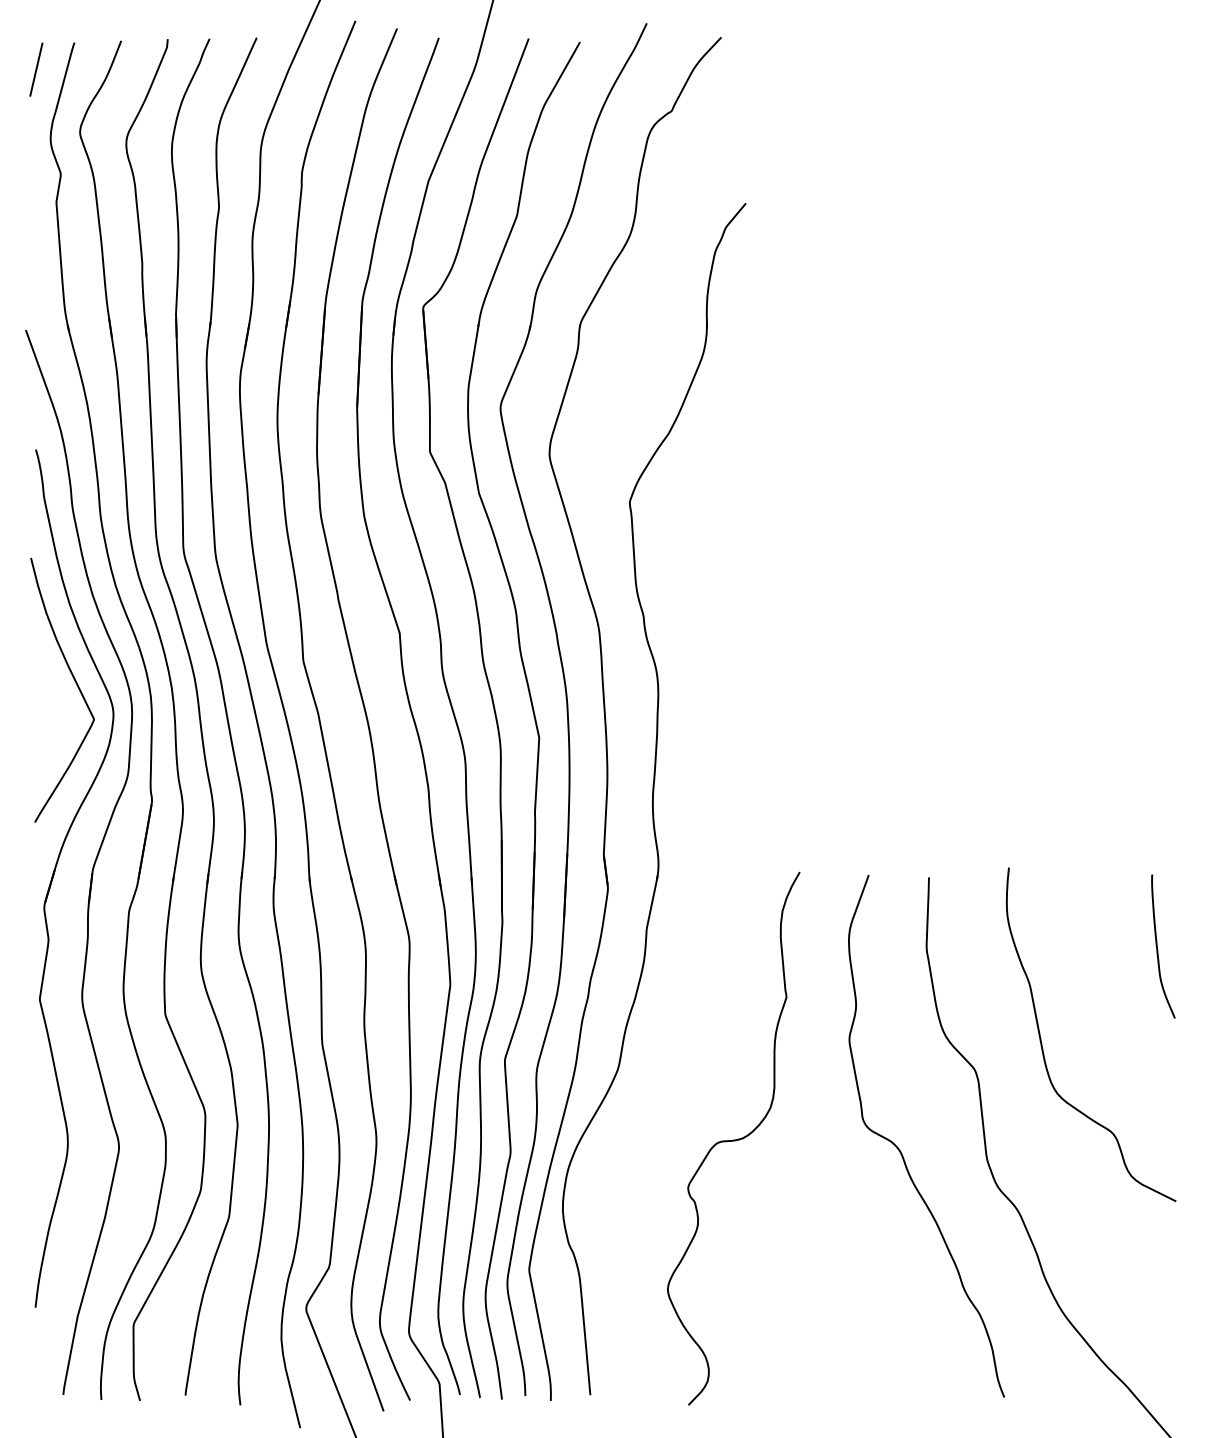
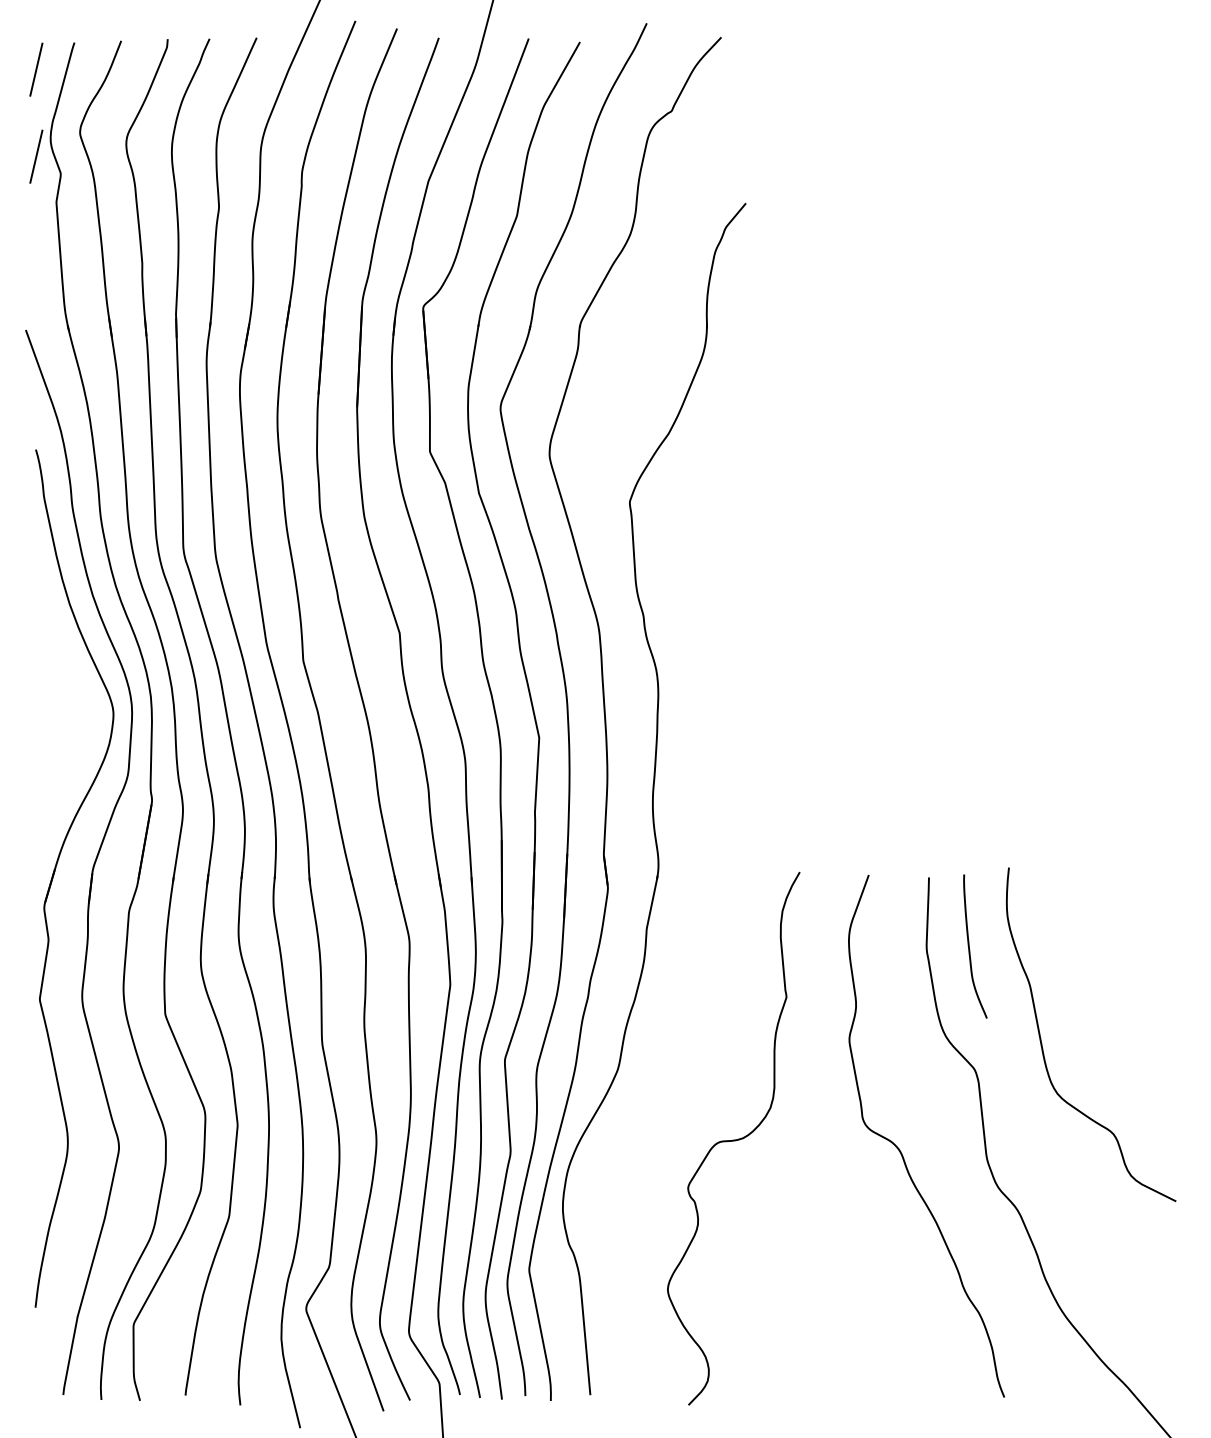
line: none -> present (36, 156)
curve: present -> none (75, 683)
curve position: (1158, 949) -> (970, 949) (970, 949)
